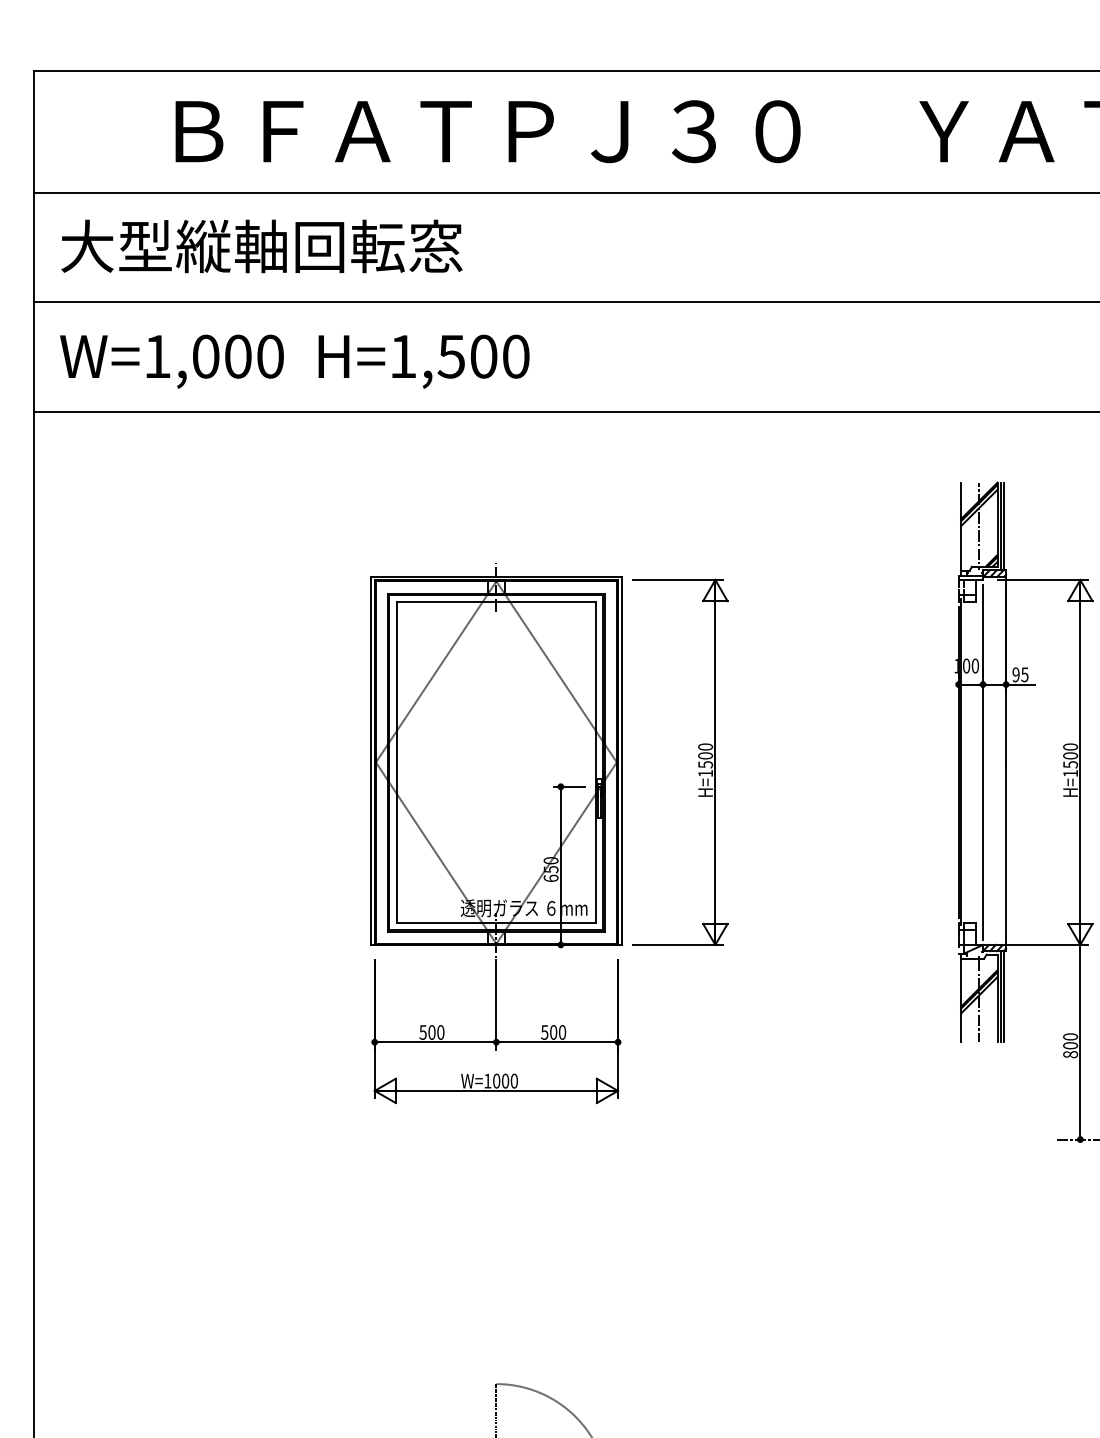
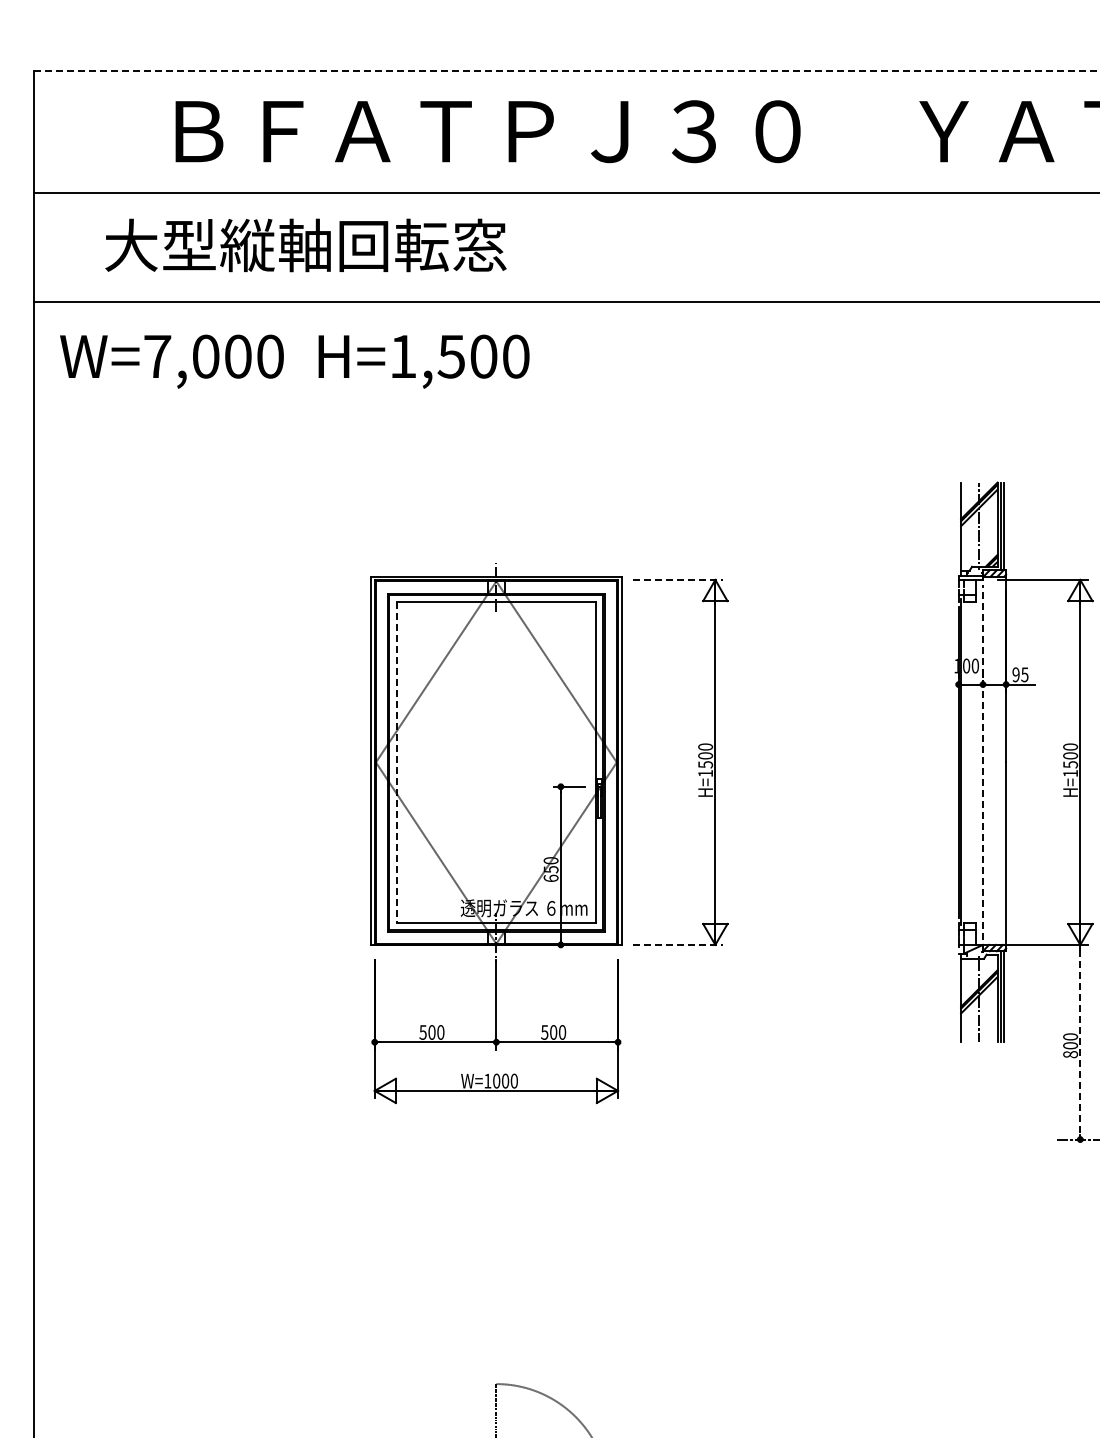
line: solid -> dashed (566, 70)
text position: (261, 246) -> (305, 245) (305, 245)
text: W=1,000 -> W=7,000 (157, 356)
line: present -> none (565, 411)
line: solid -> dashed (678, 579)
line: solid -> dashed (396, 762)
line: solid -> dashed (983, 762)
line: solid -> dashed (678, 944)
line: solid -> dashed (1080, 1042)
